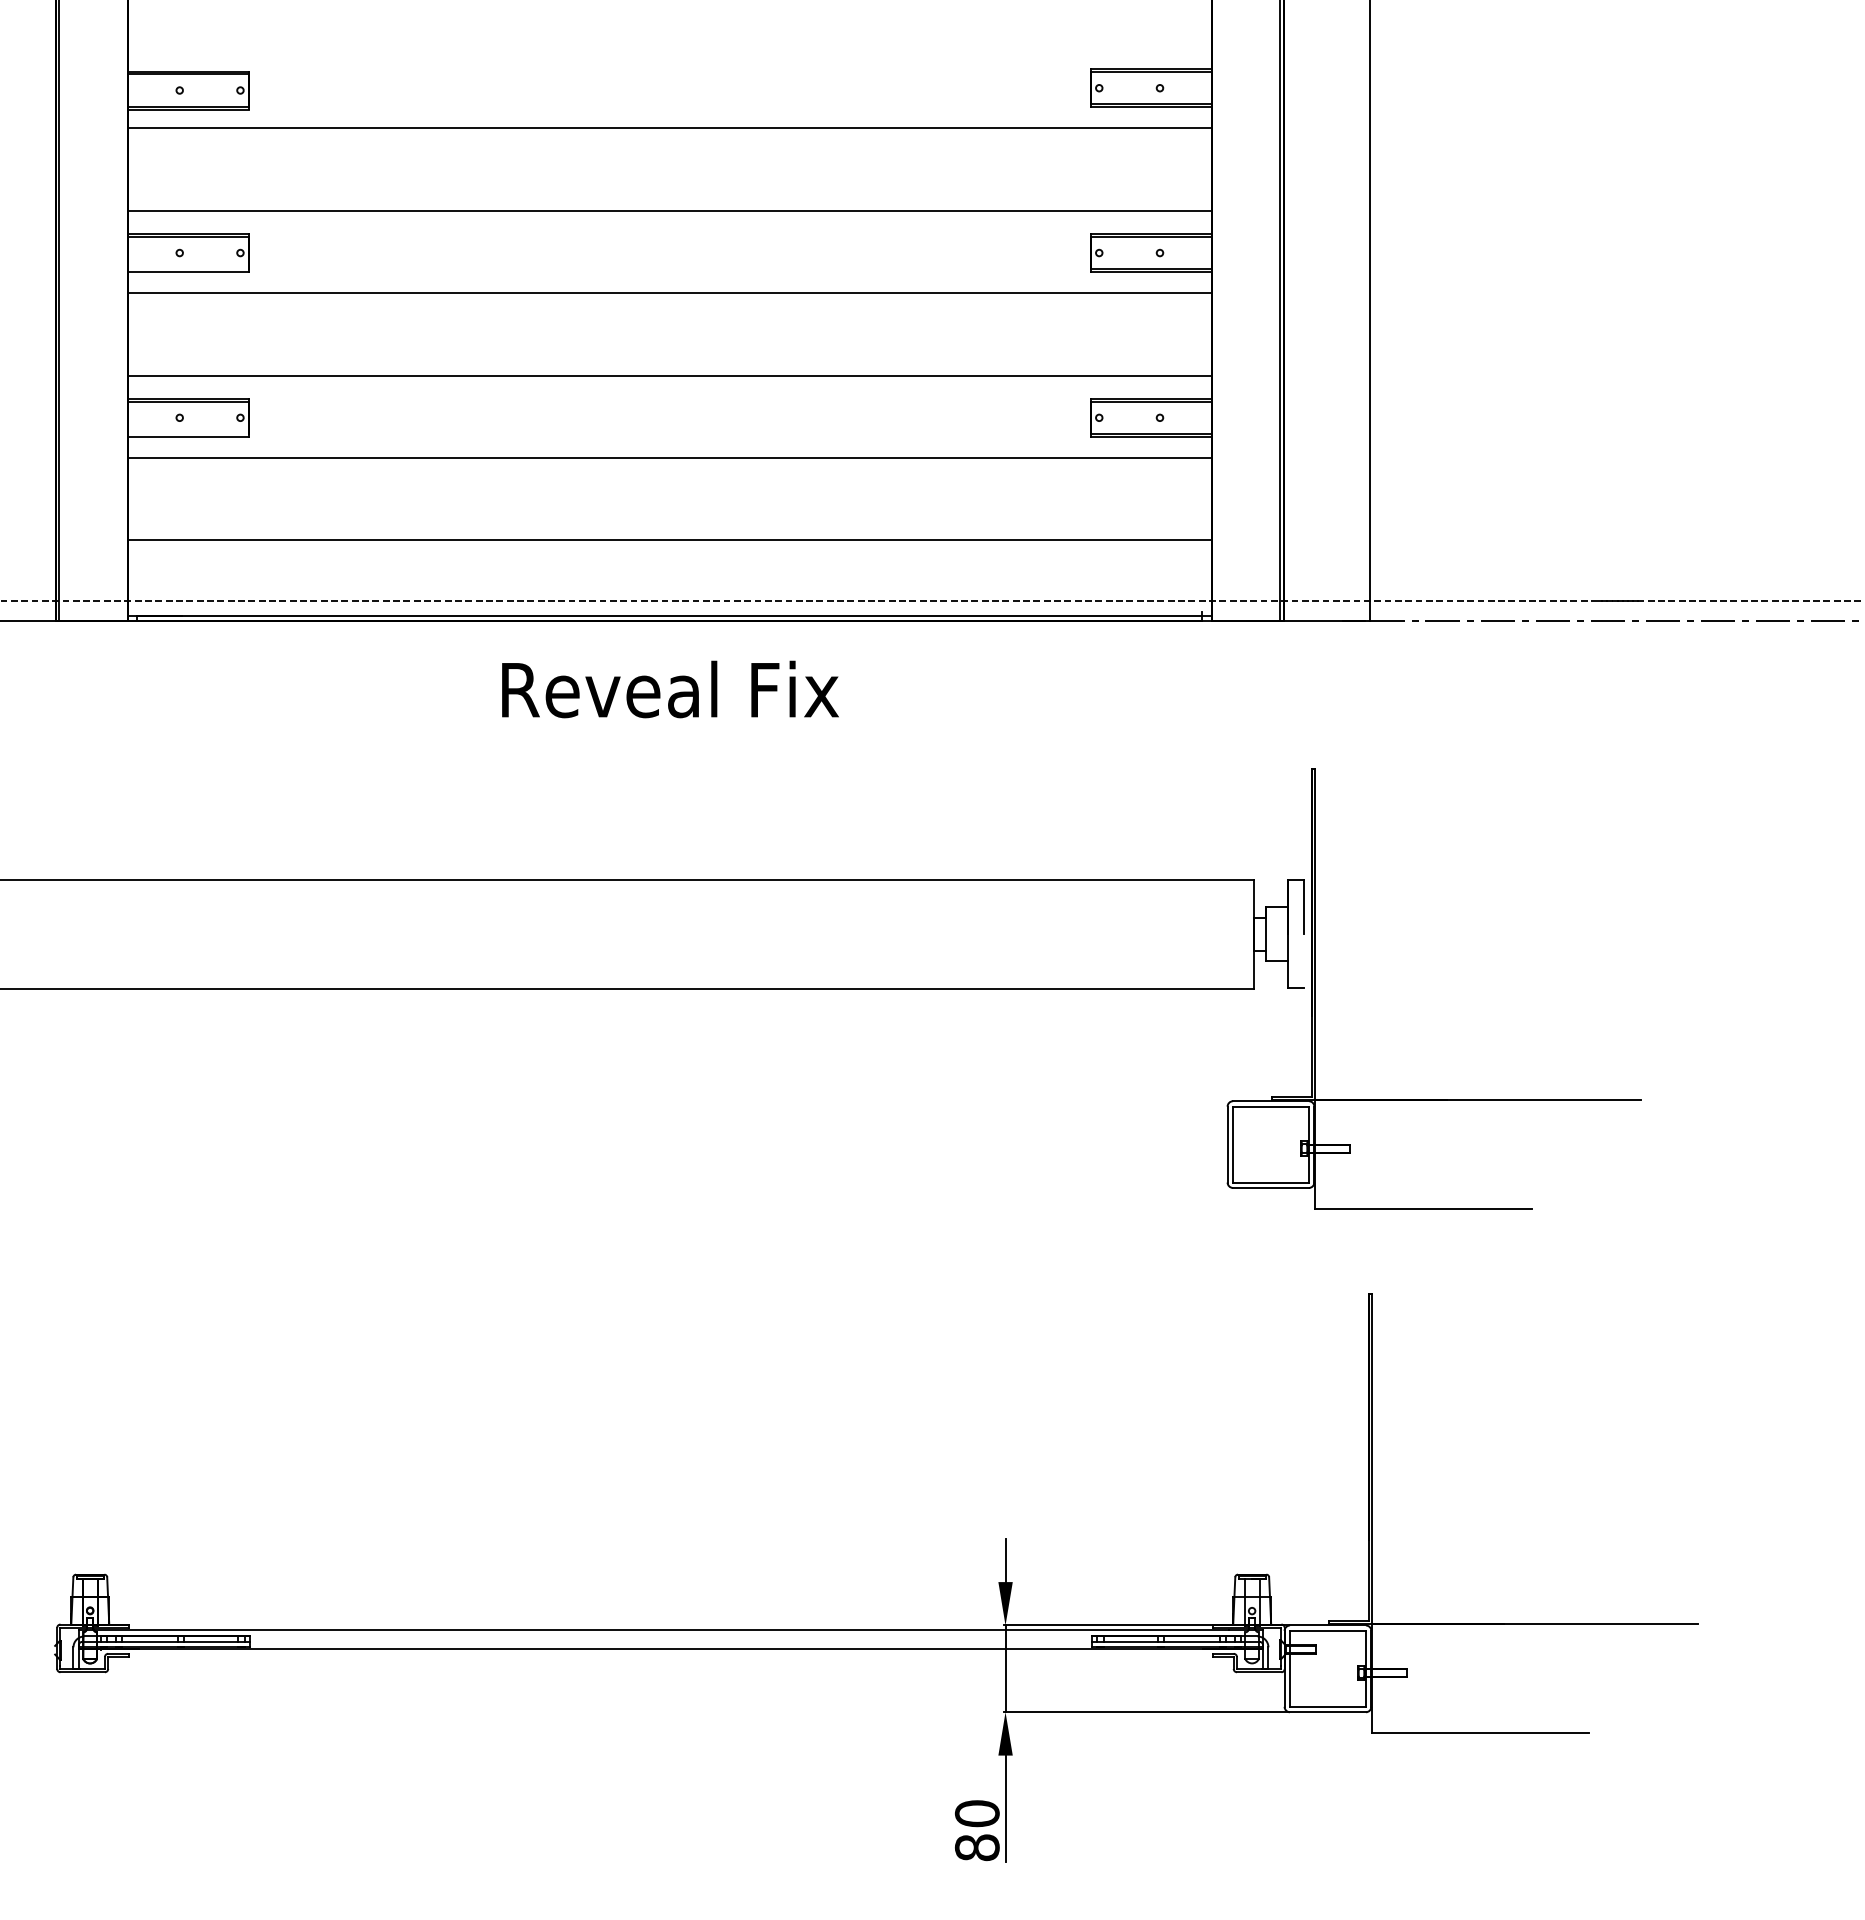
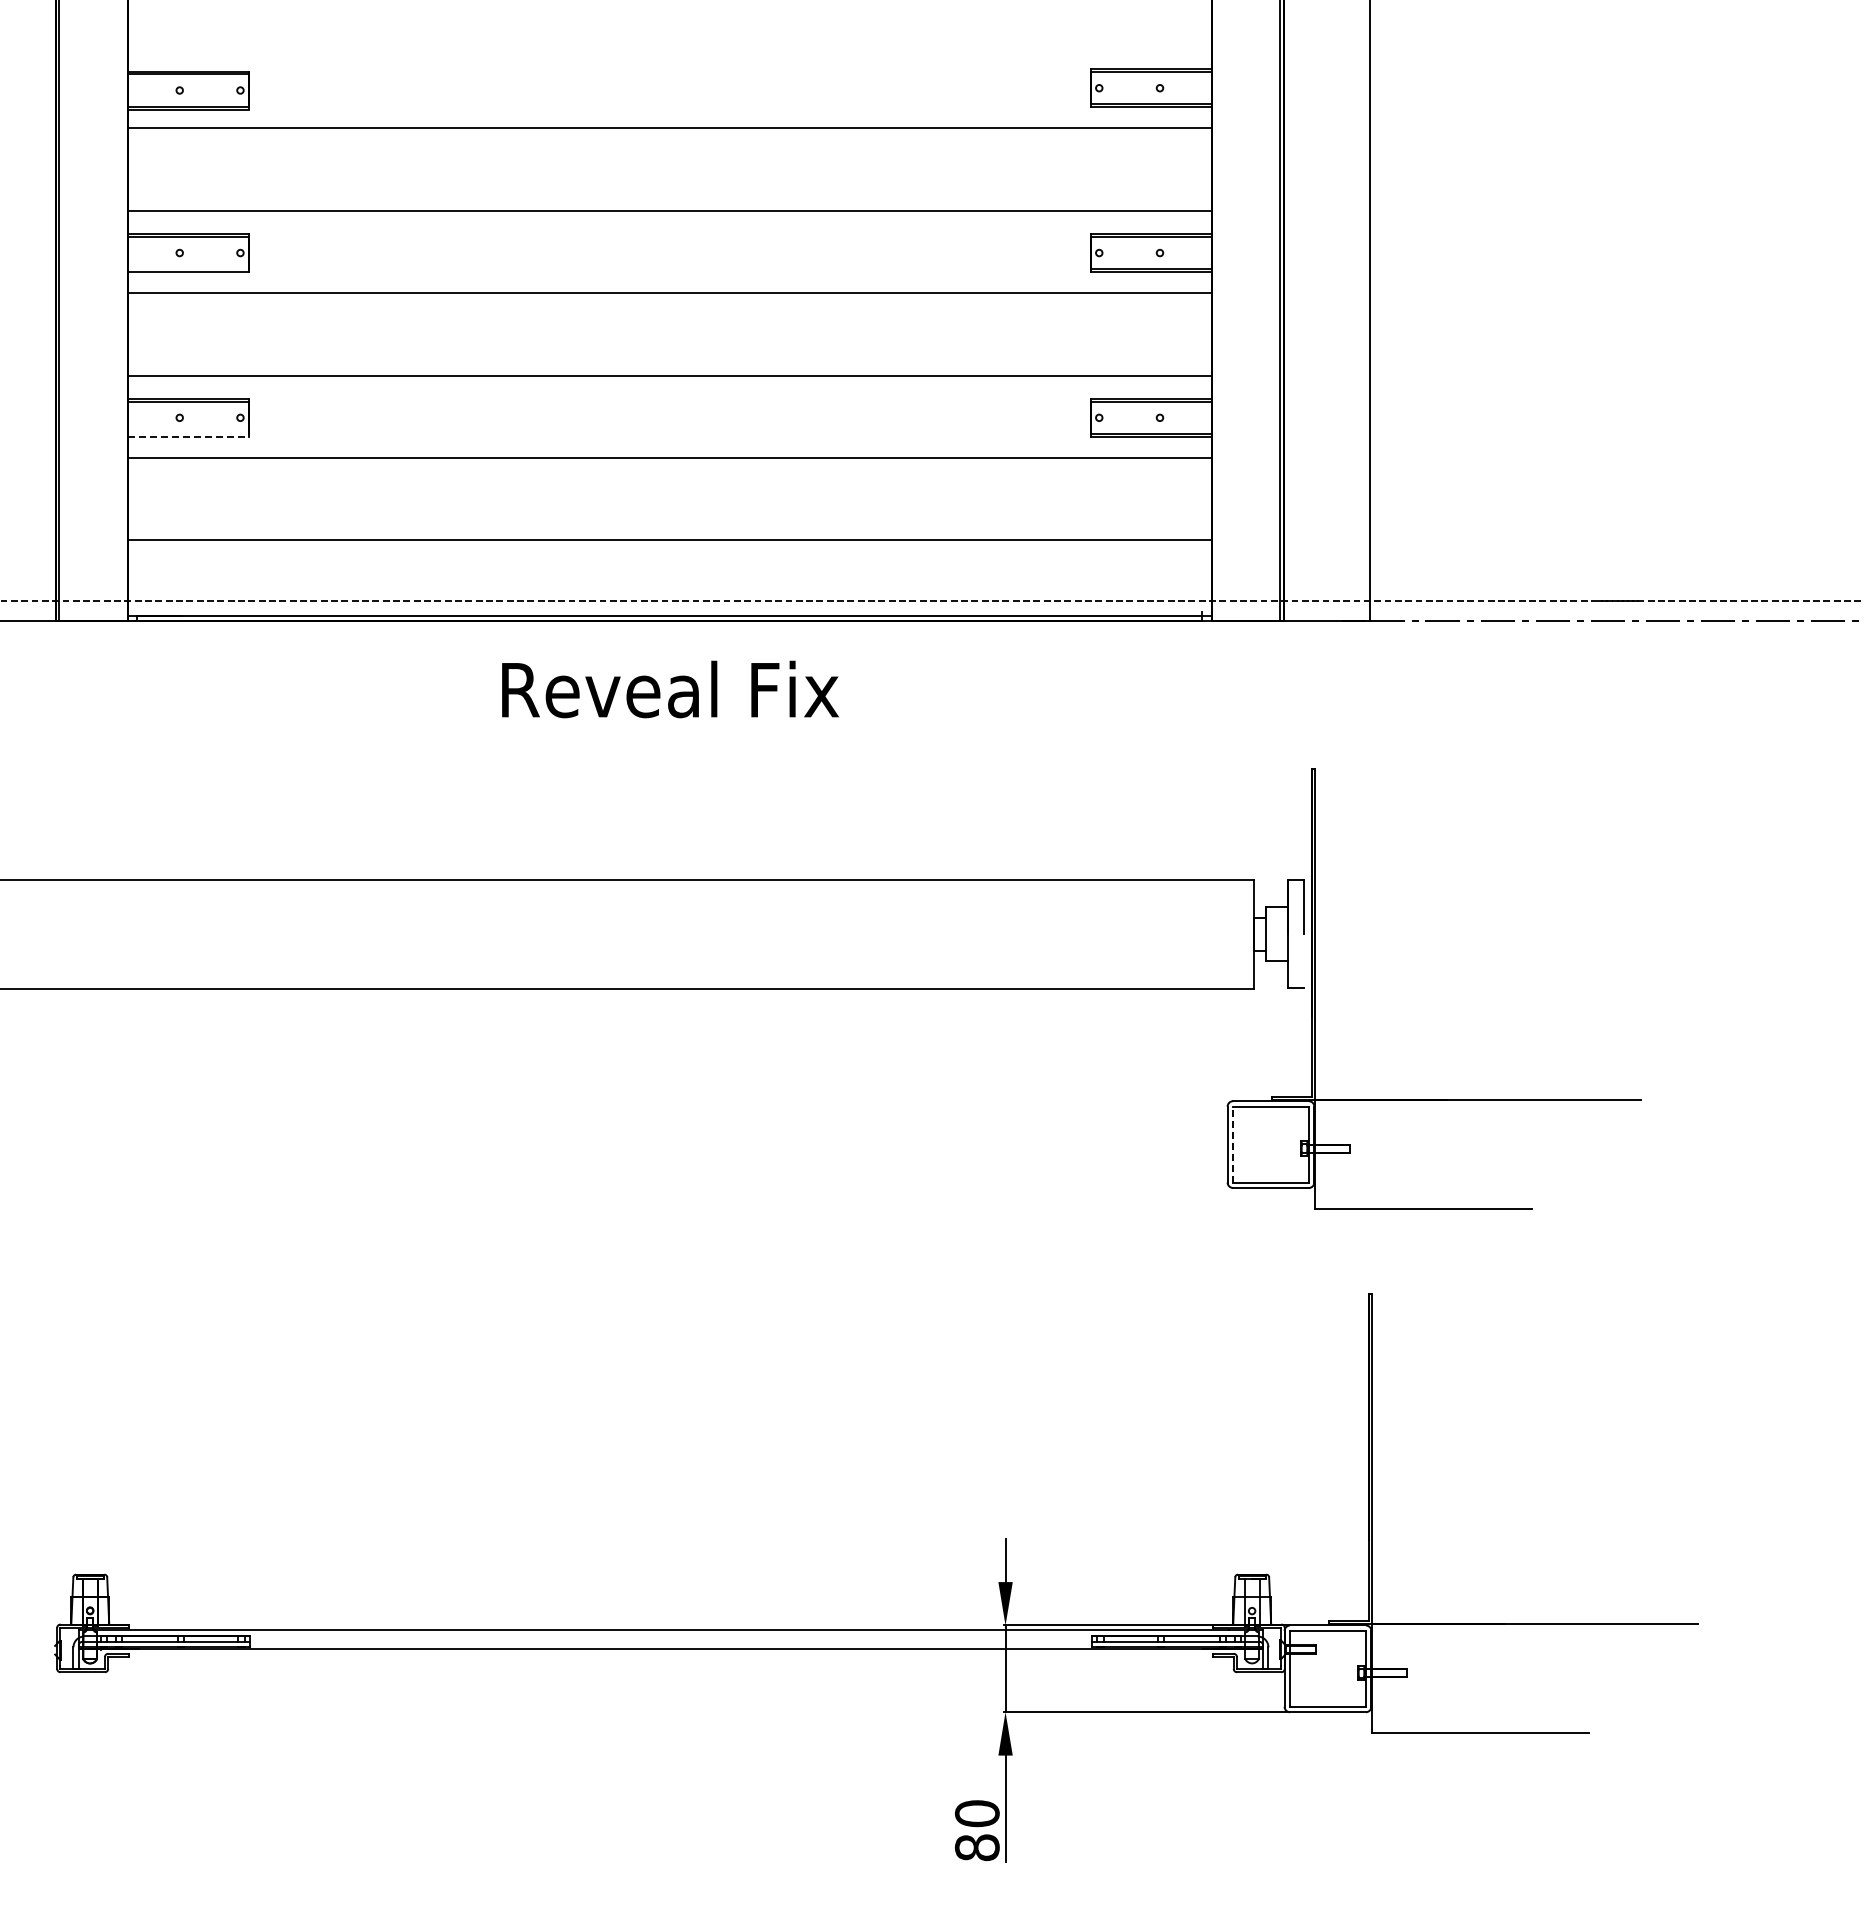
line: solid -> dashed (188, 436)
line: solid -> dashed (1233, 1144)
